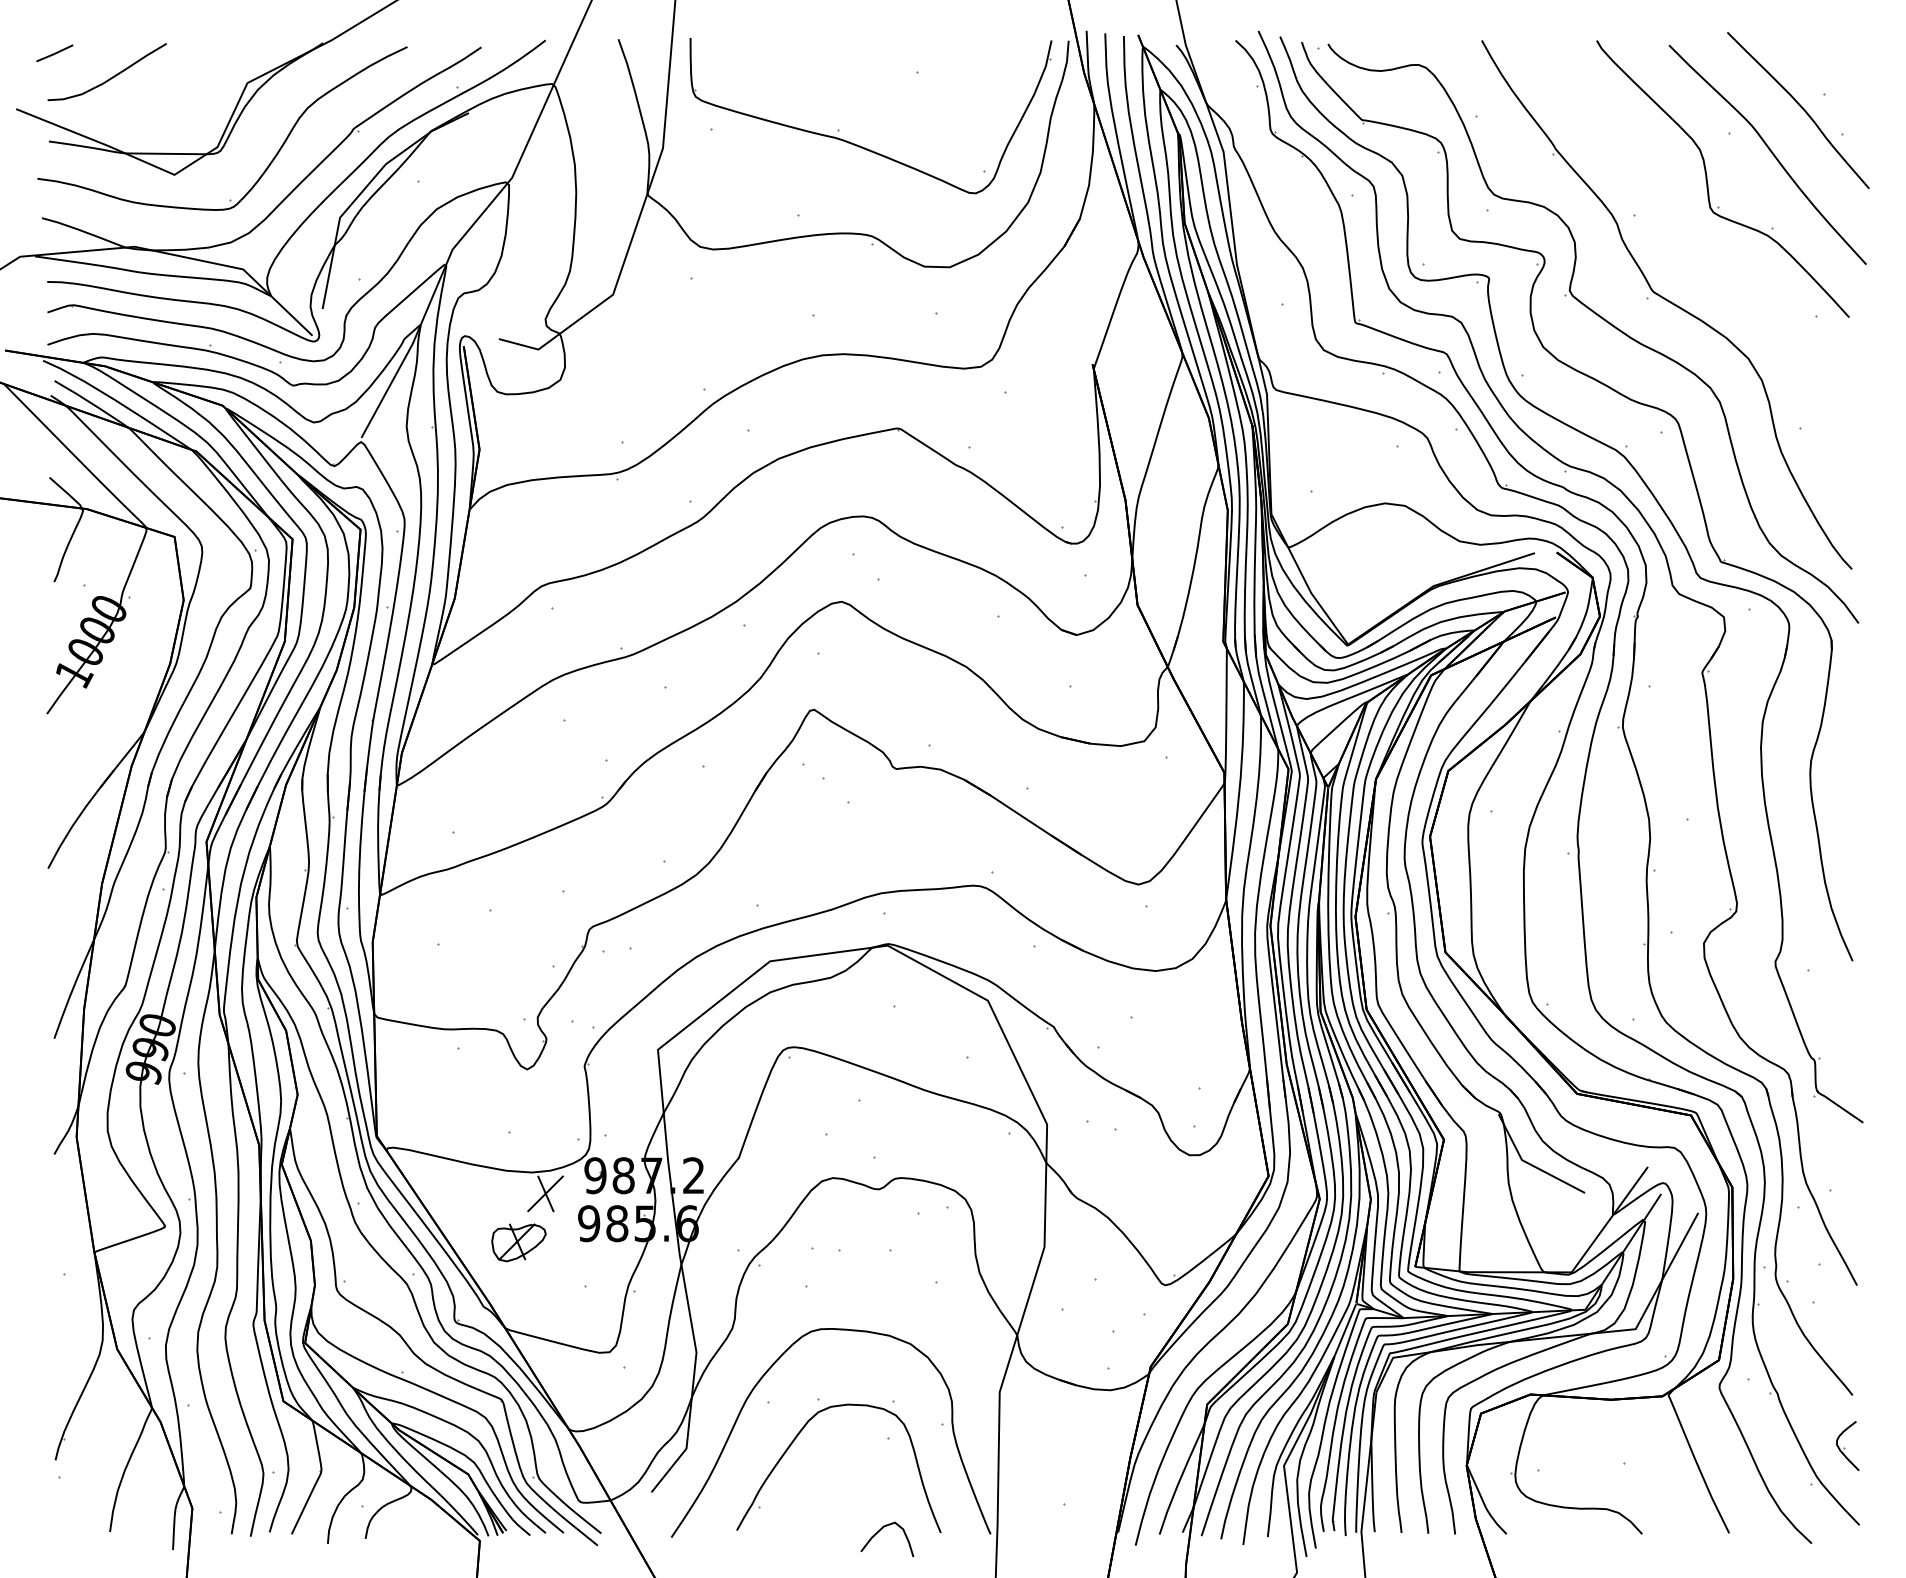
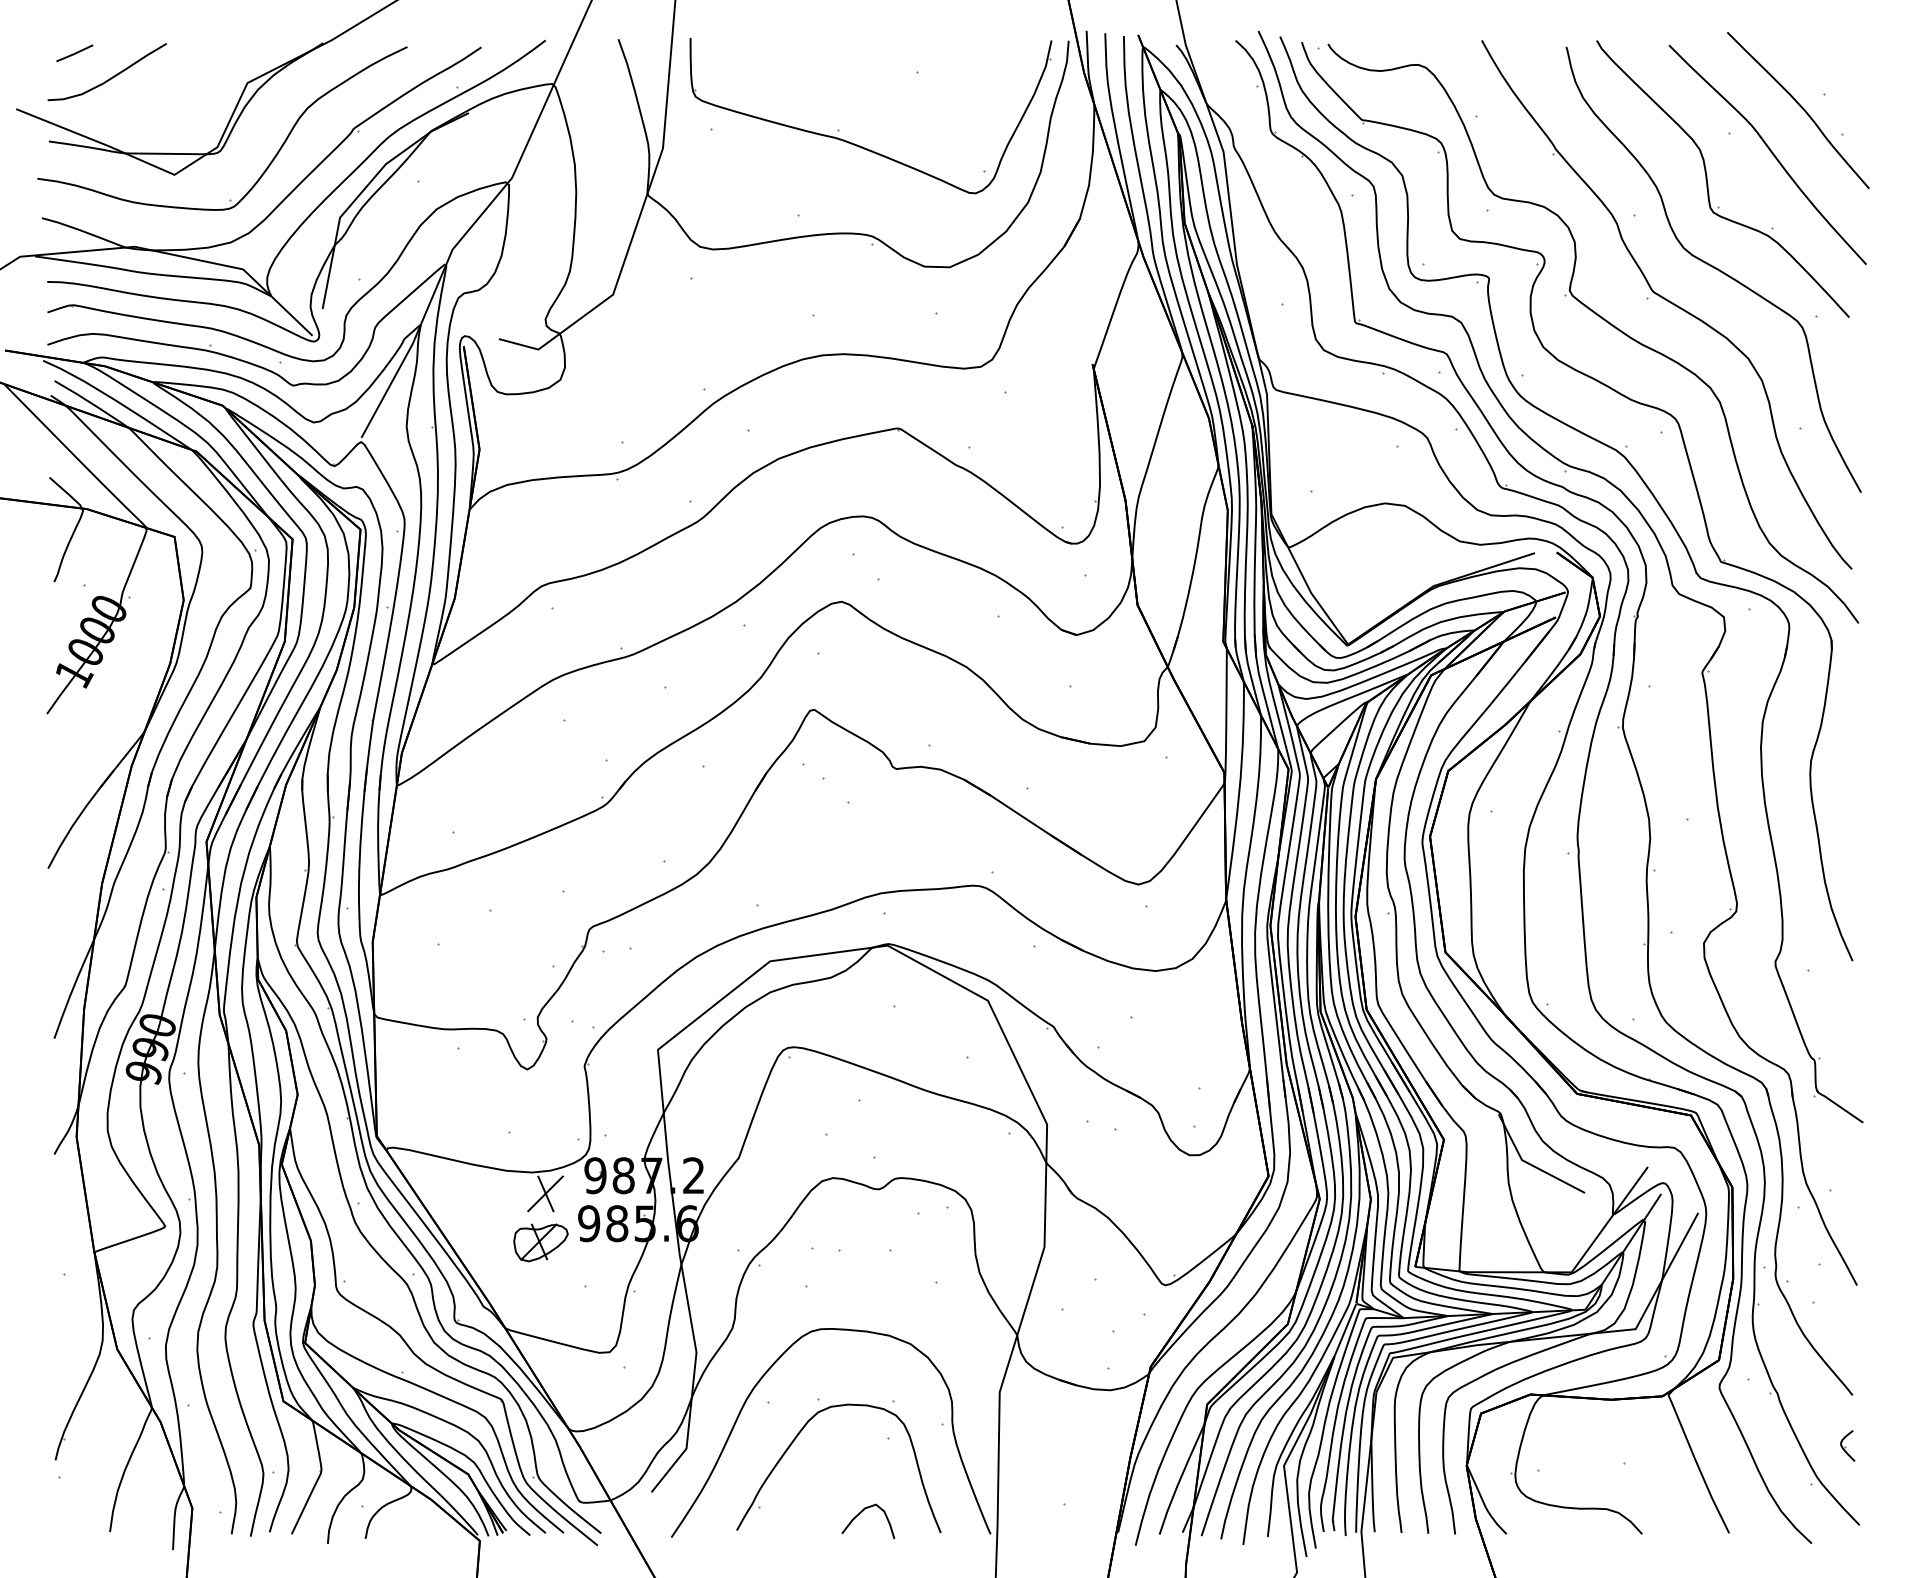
line position: (54, 53) -> (74, 53) (74, 53)
curve: none -> present (1713, 268)
part position: (518, 1242) -> (540, 1242) (540, 1242)
part size: 24x51 px -> 16x32 px (1847, 1445)
curve position: (880, 1531) -> (861, 1513) (861, 1513)
